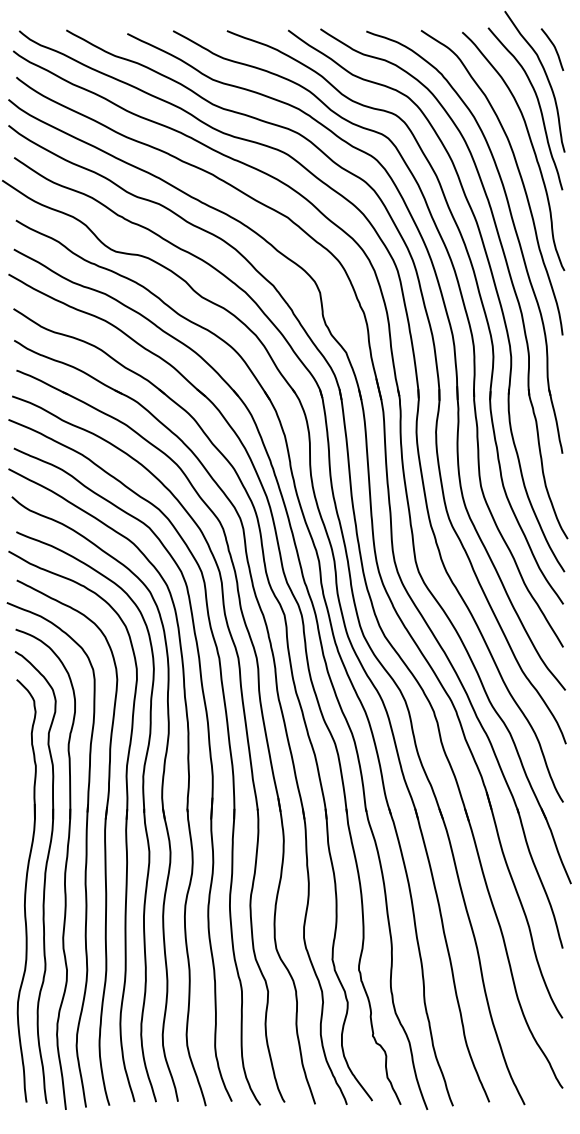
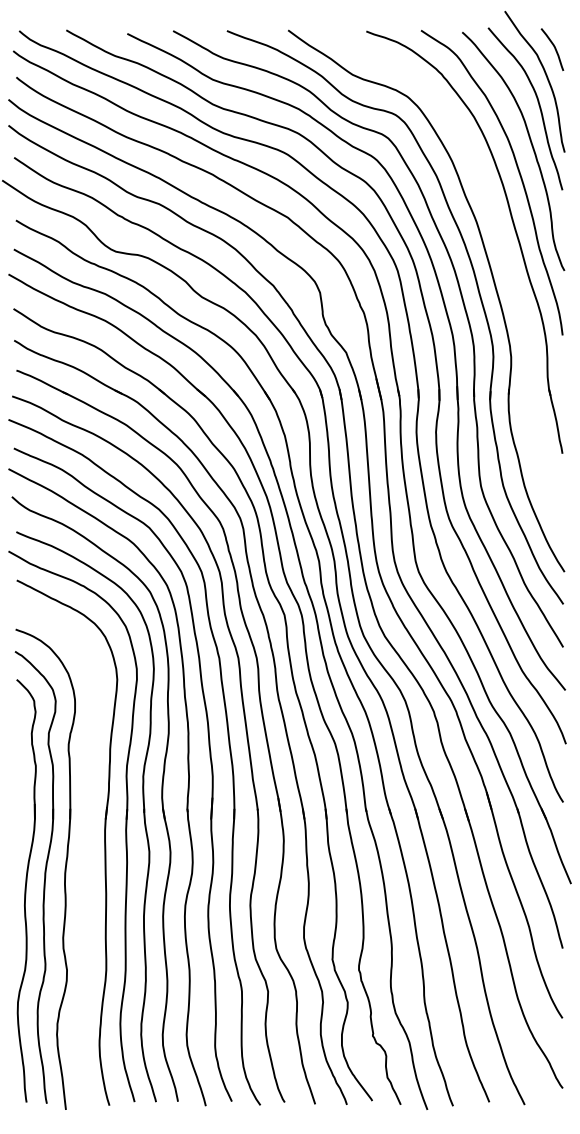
part: present -> none (505, 263)
part: present -> none (85, 854)
